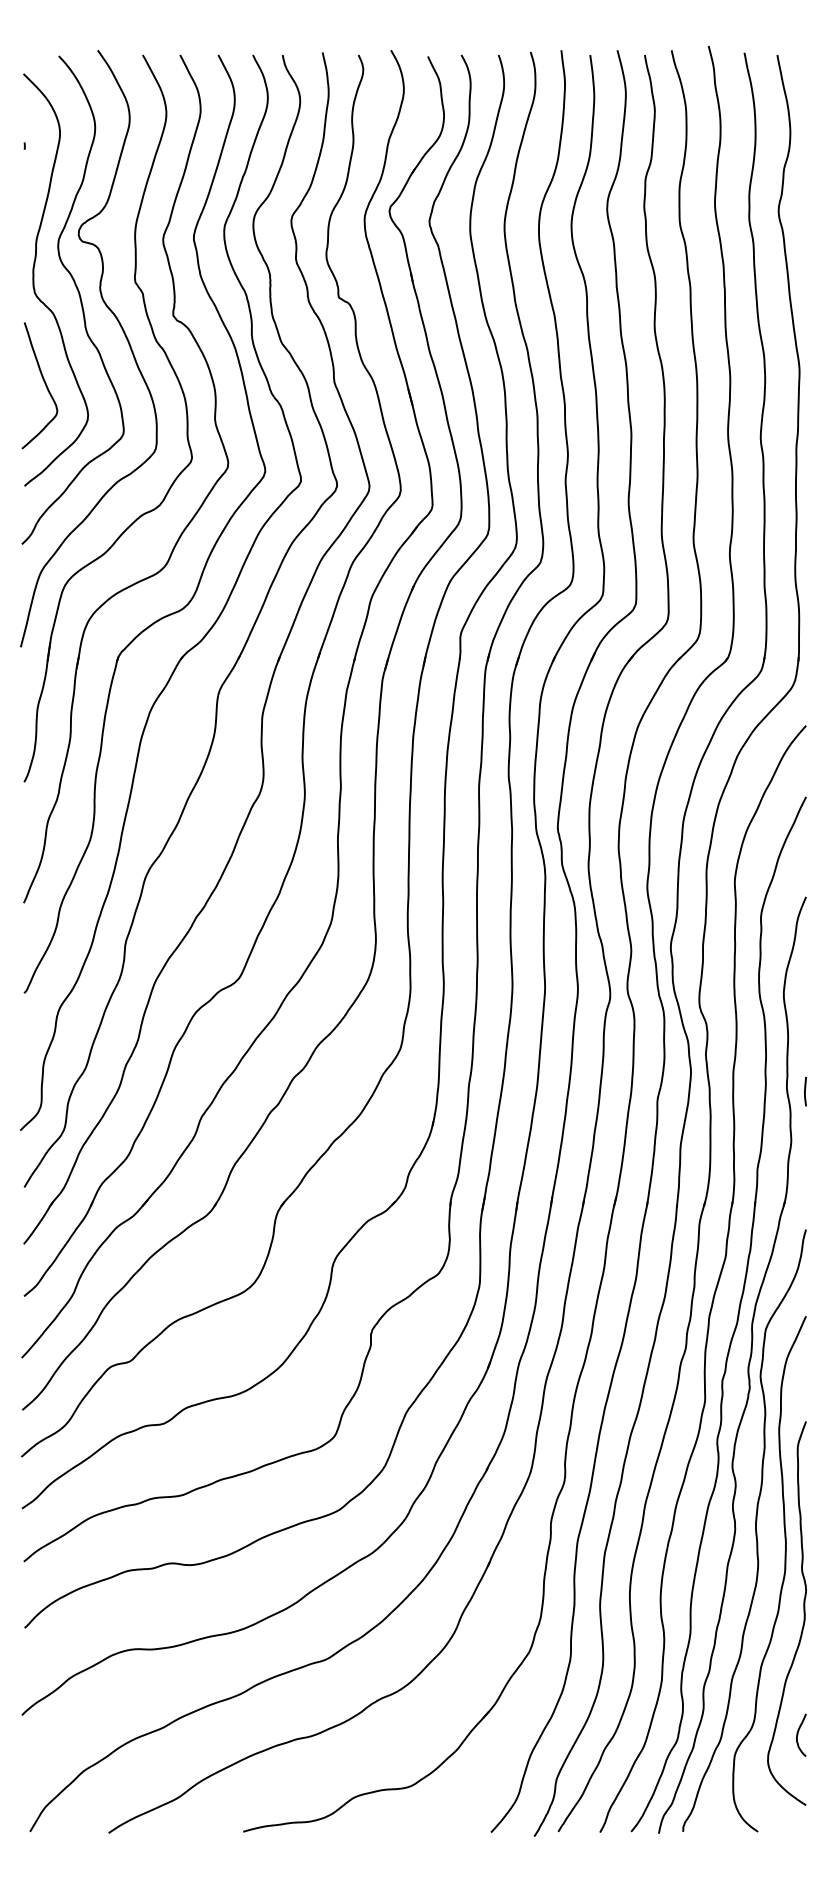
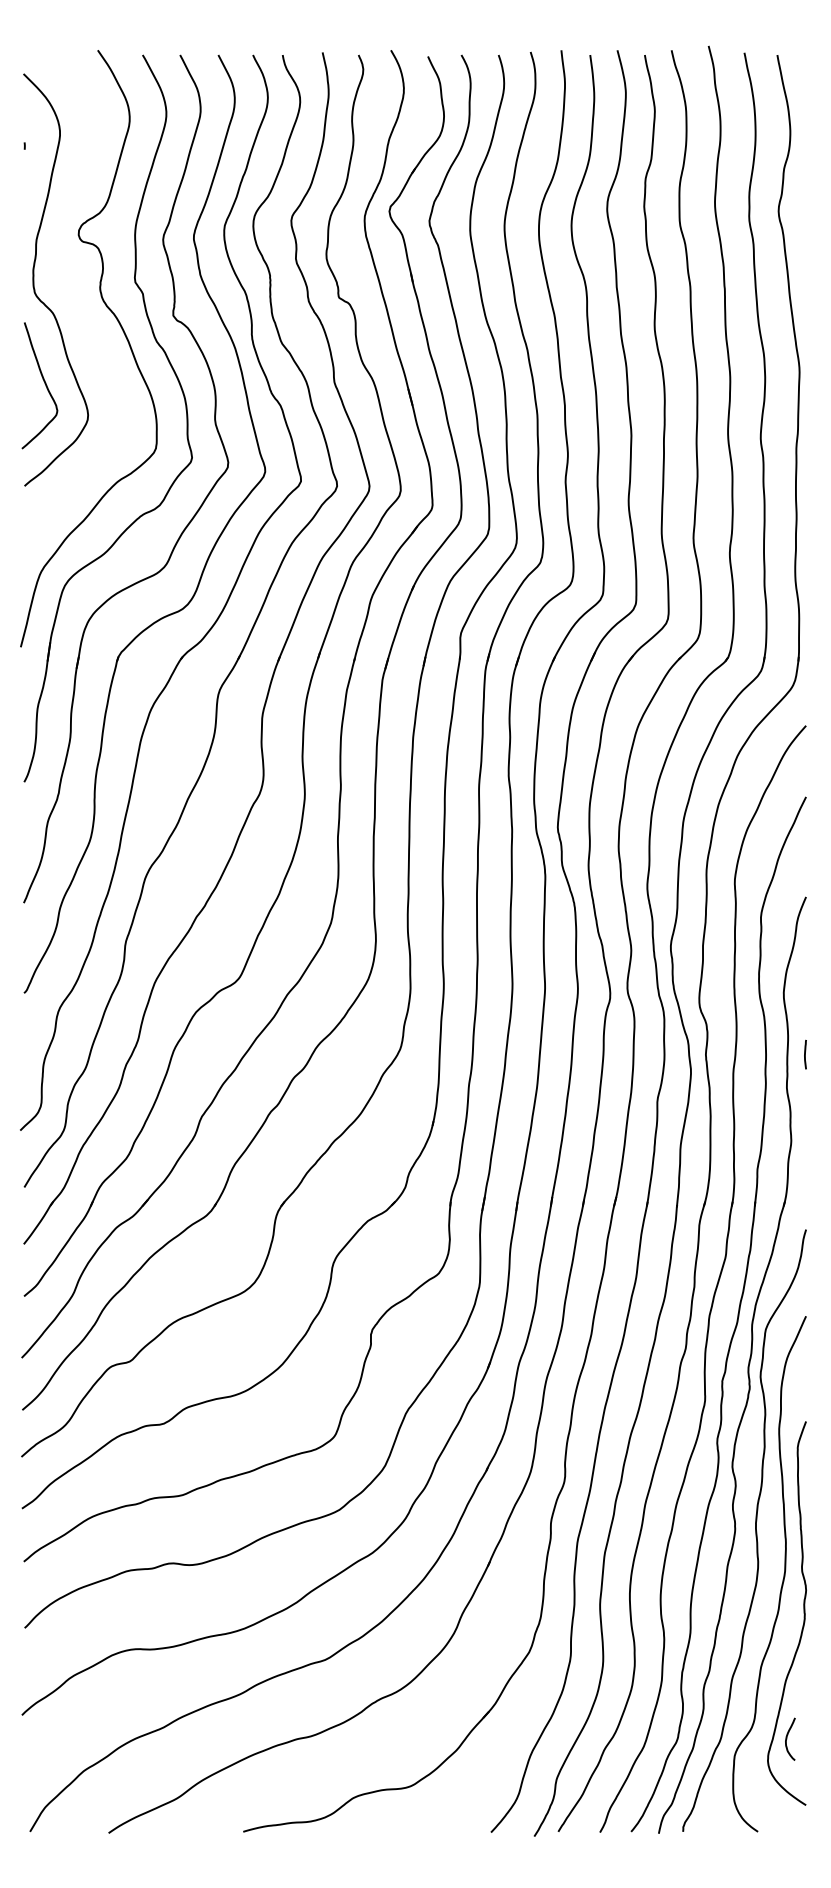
curve: present -> none (79, 299)
line position: (805, 1091) -> (805, 1054) (805, 1054)
curve position: (798, 1734) -> (787, 1738) (787, 1738)
